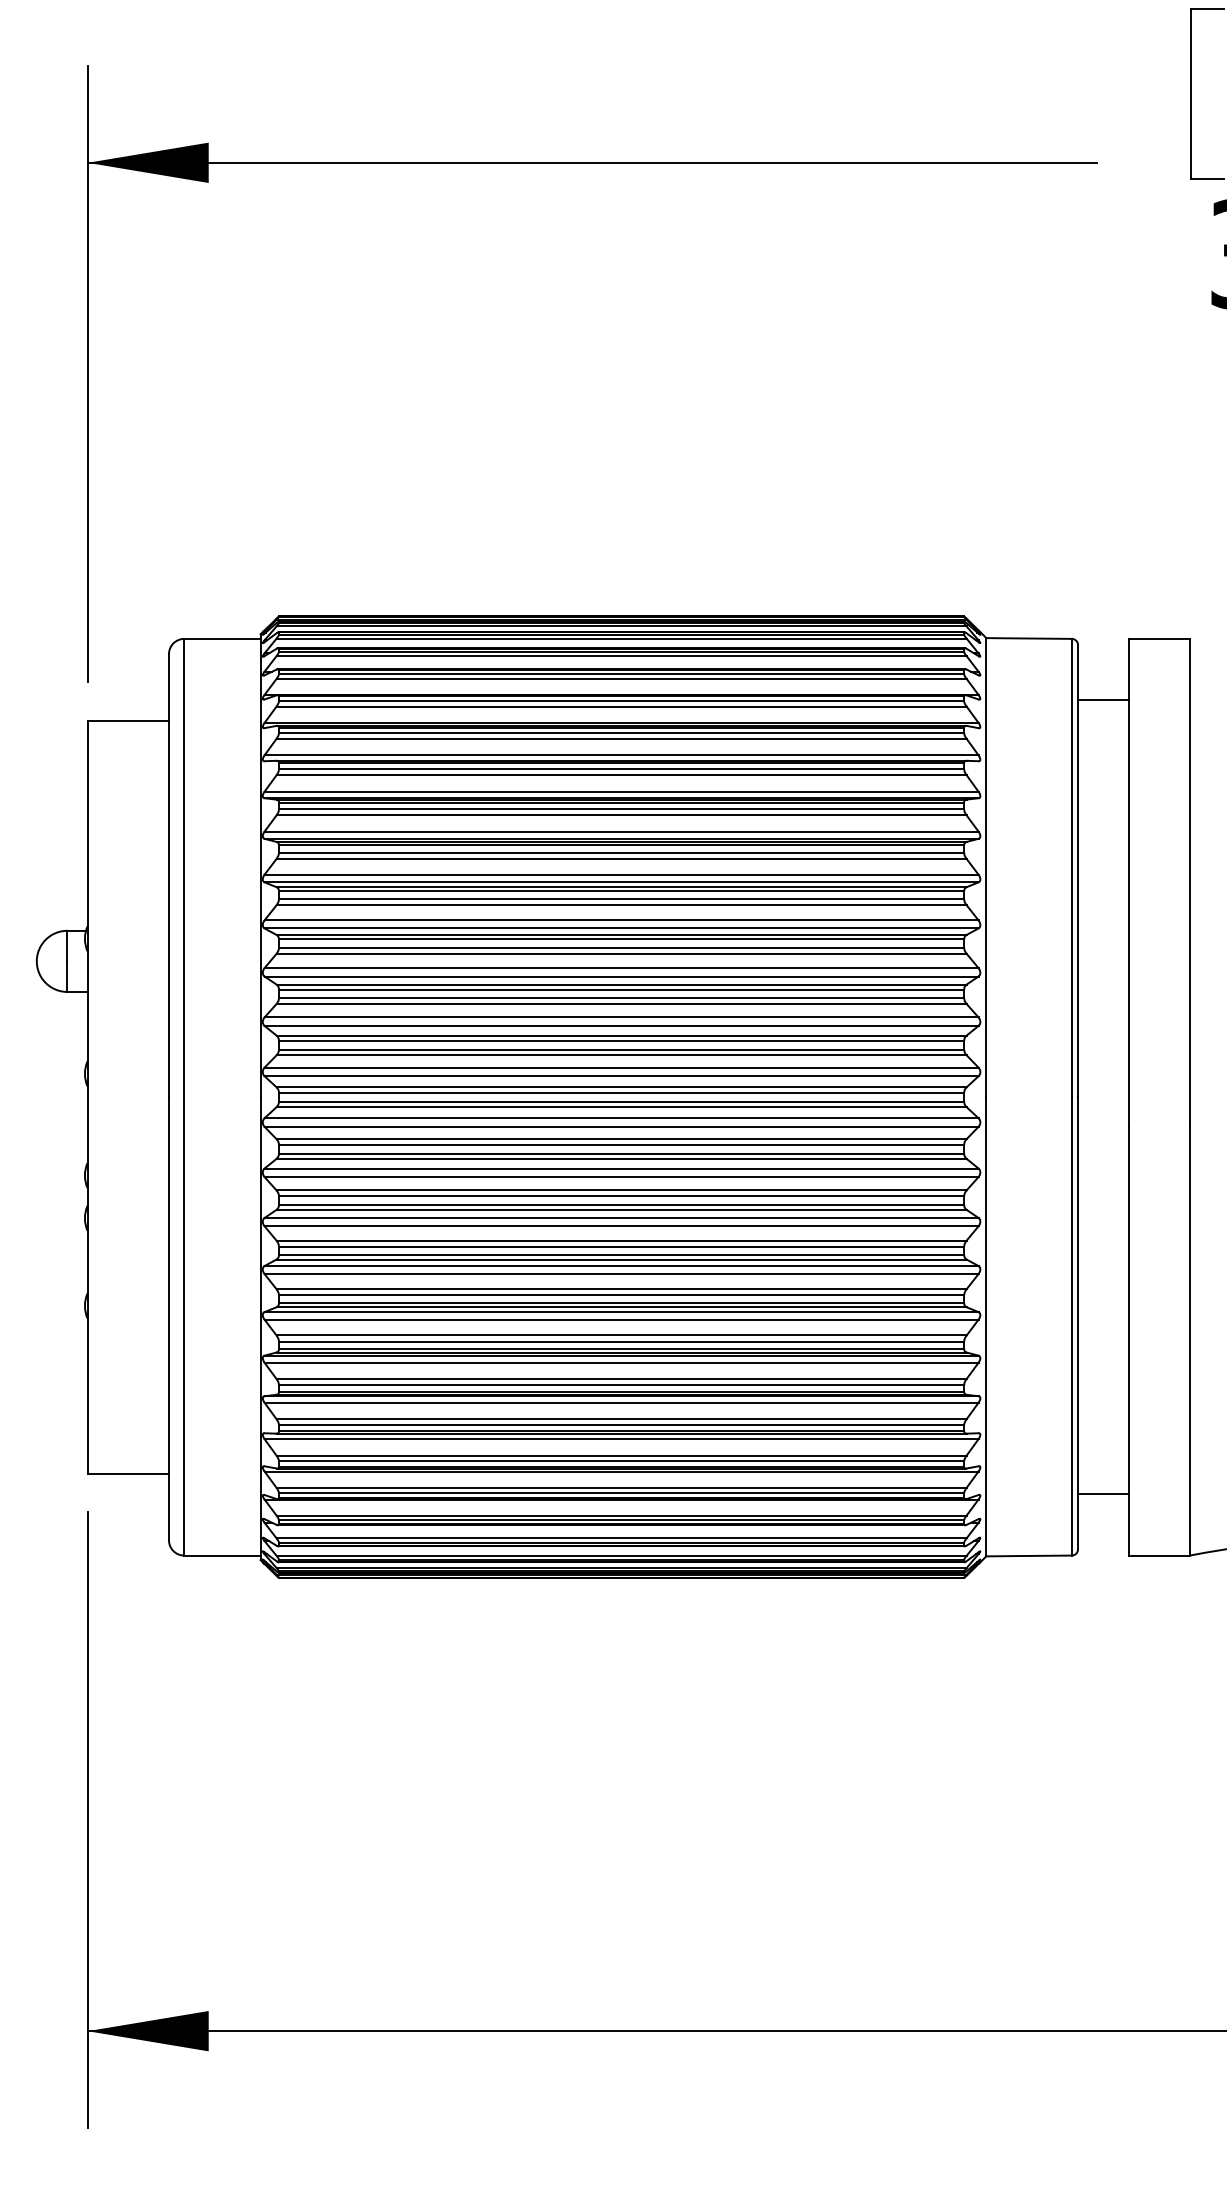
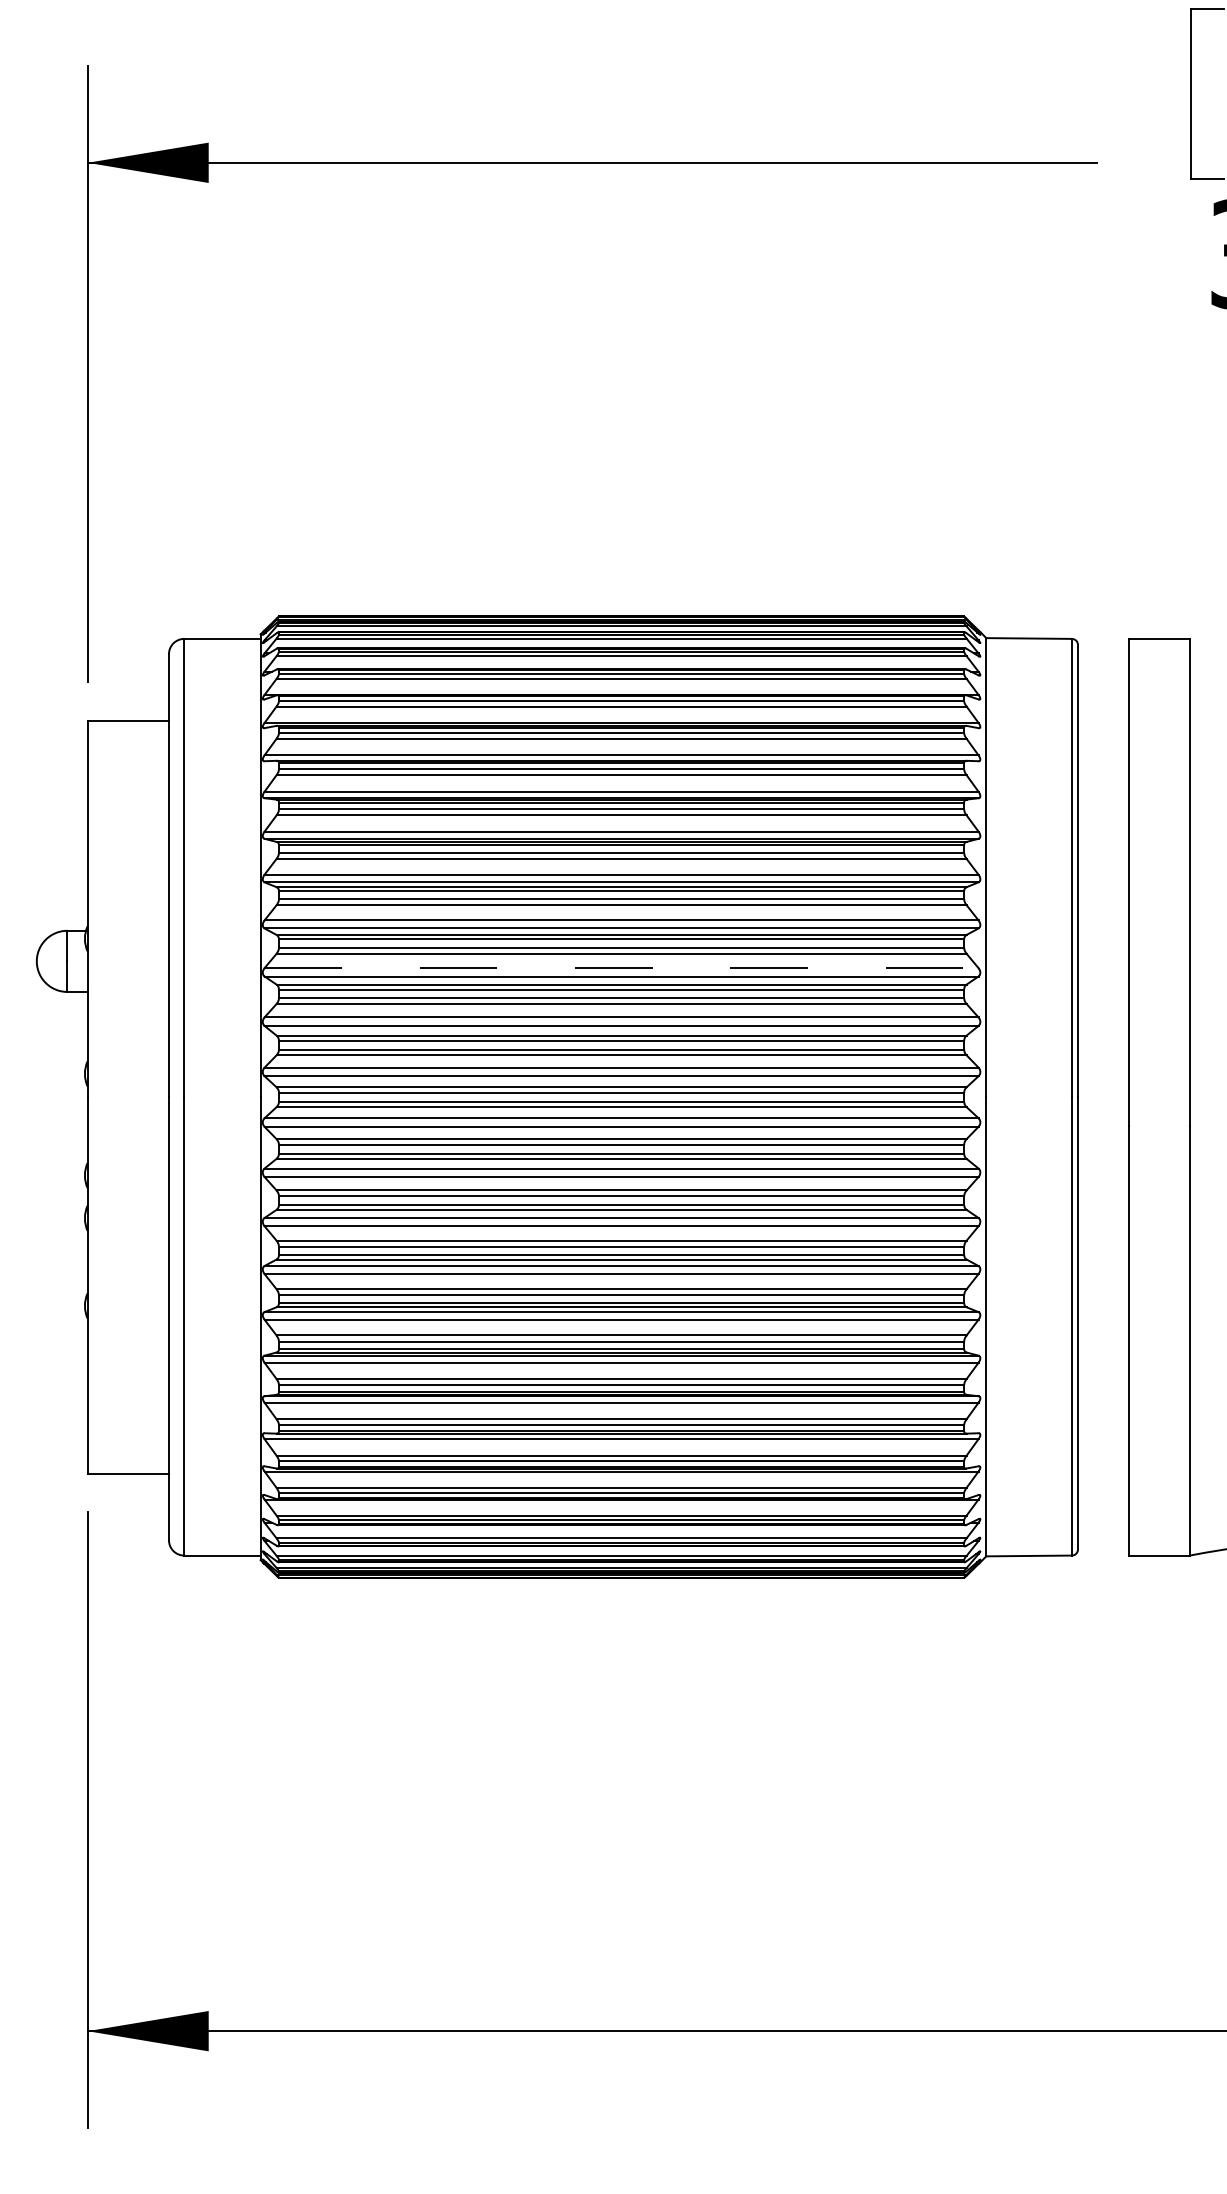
line: present -> none (1103, 699)
line: solid -> dashed (621, 968)
line: present -> none (1103, 1494)
